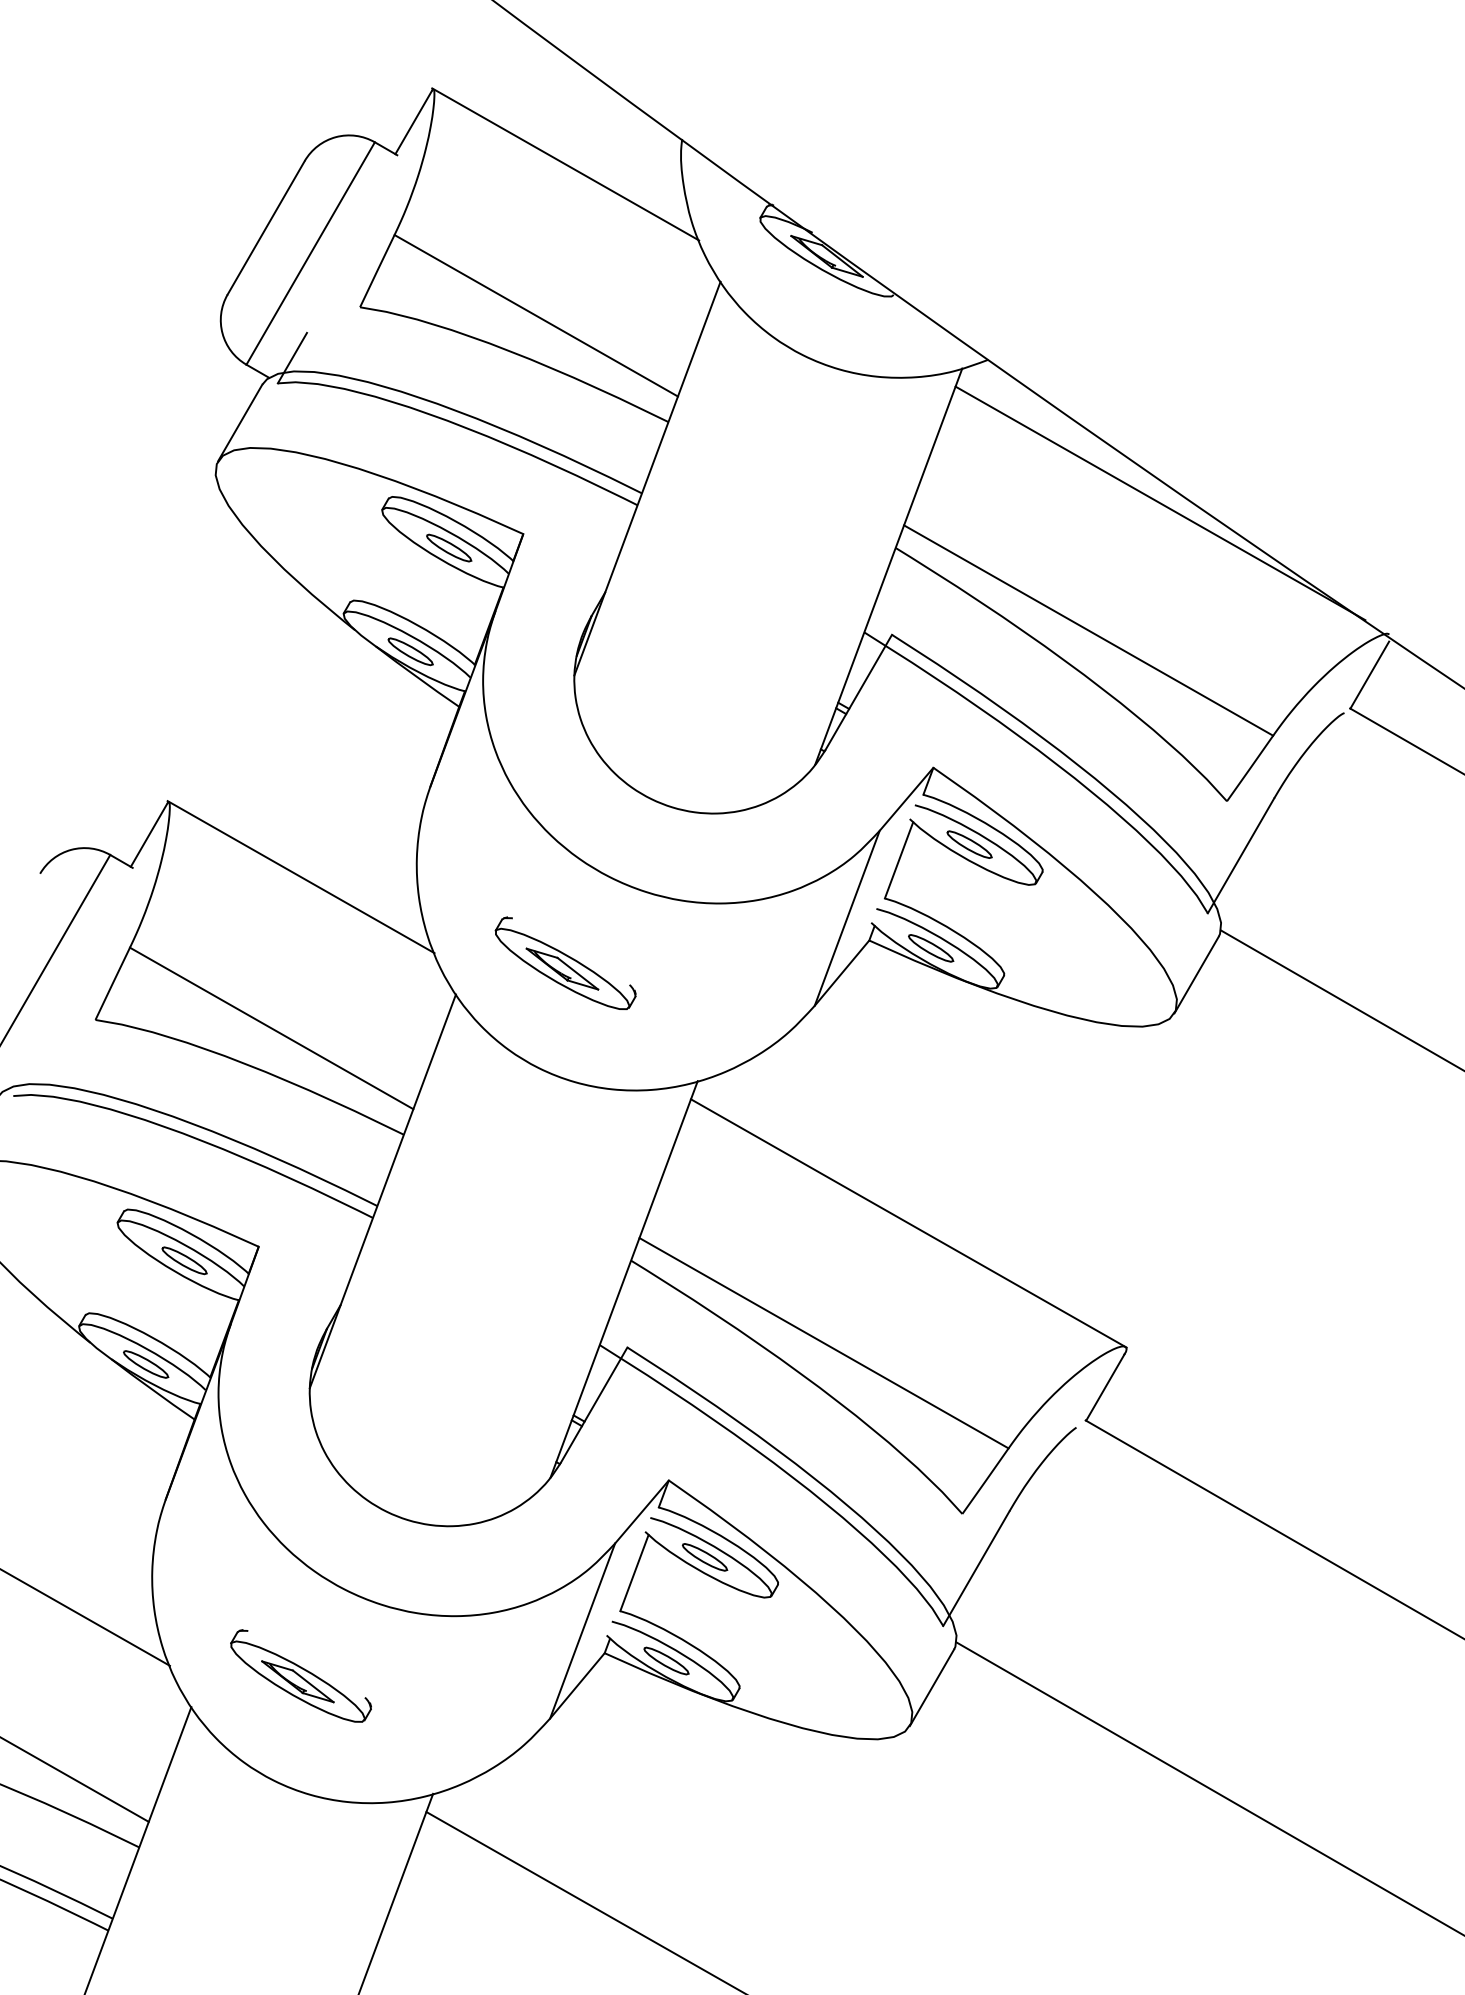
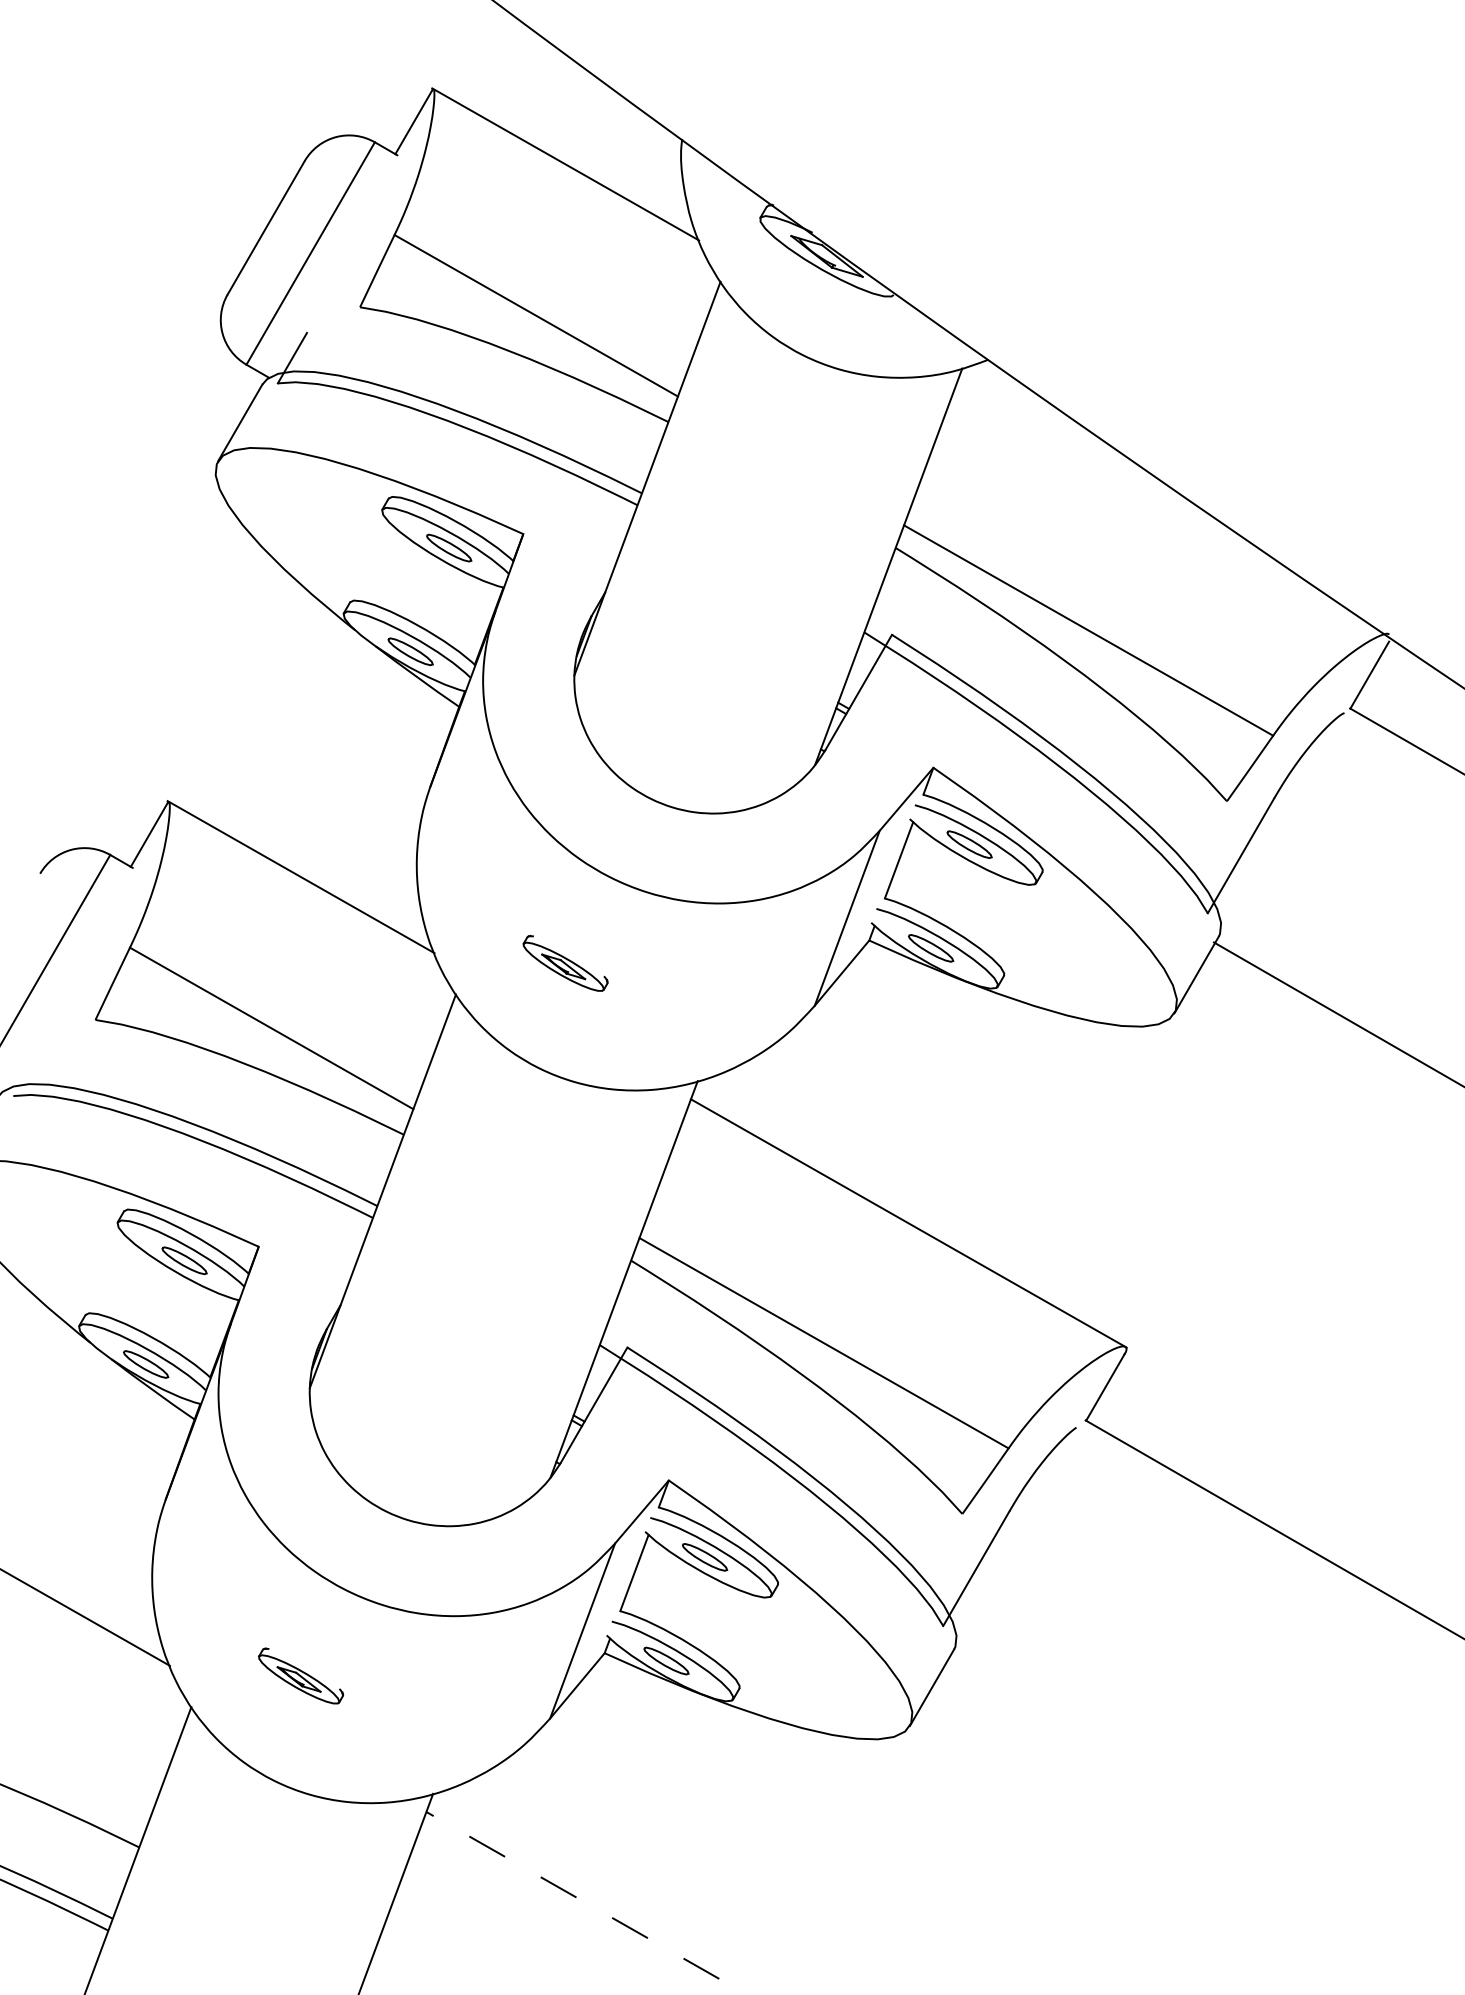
line: present -> none (1160, 503)
part size: 143x95 px -> 87x58 px (565, 962)
line position: (1340, 999) -> (1337, 1013) (1337, 1013)
part size: 142x94 px -> 86x58 px (300, 1675)
line: present -> none (75, 1779)
line: present -> none (1208, 1787)
line: solid -> dashed (586, 1903)
